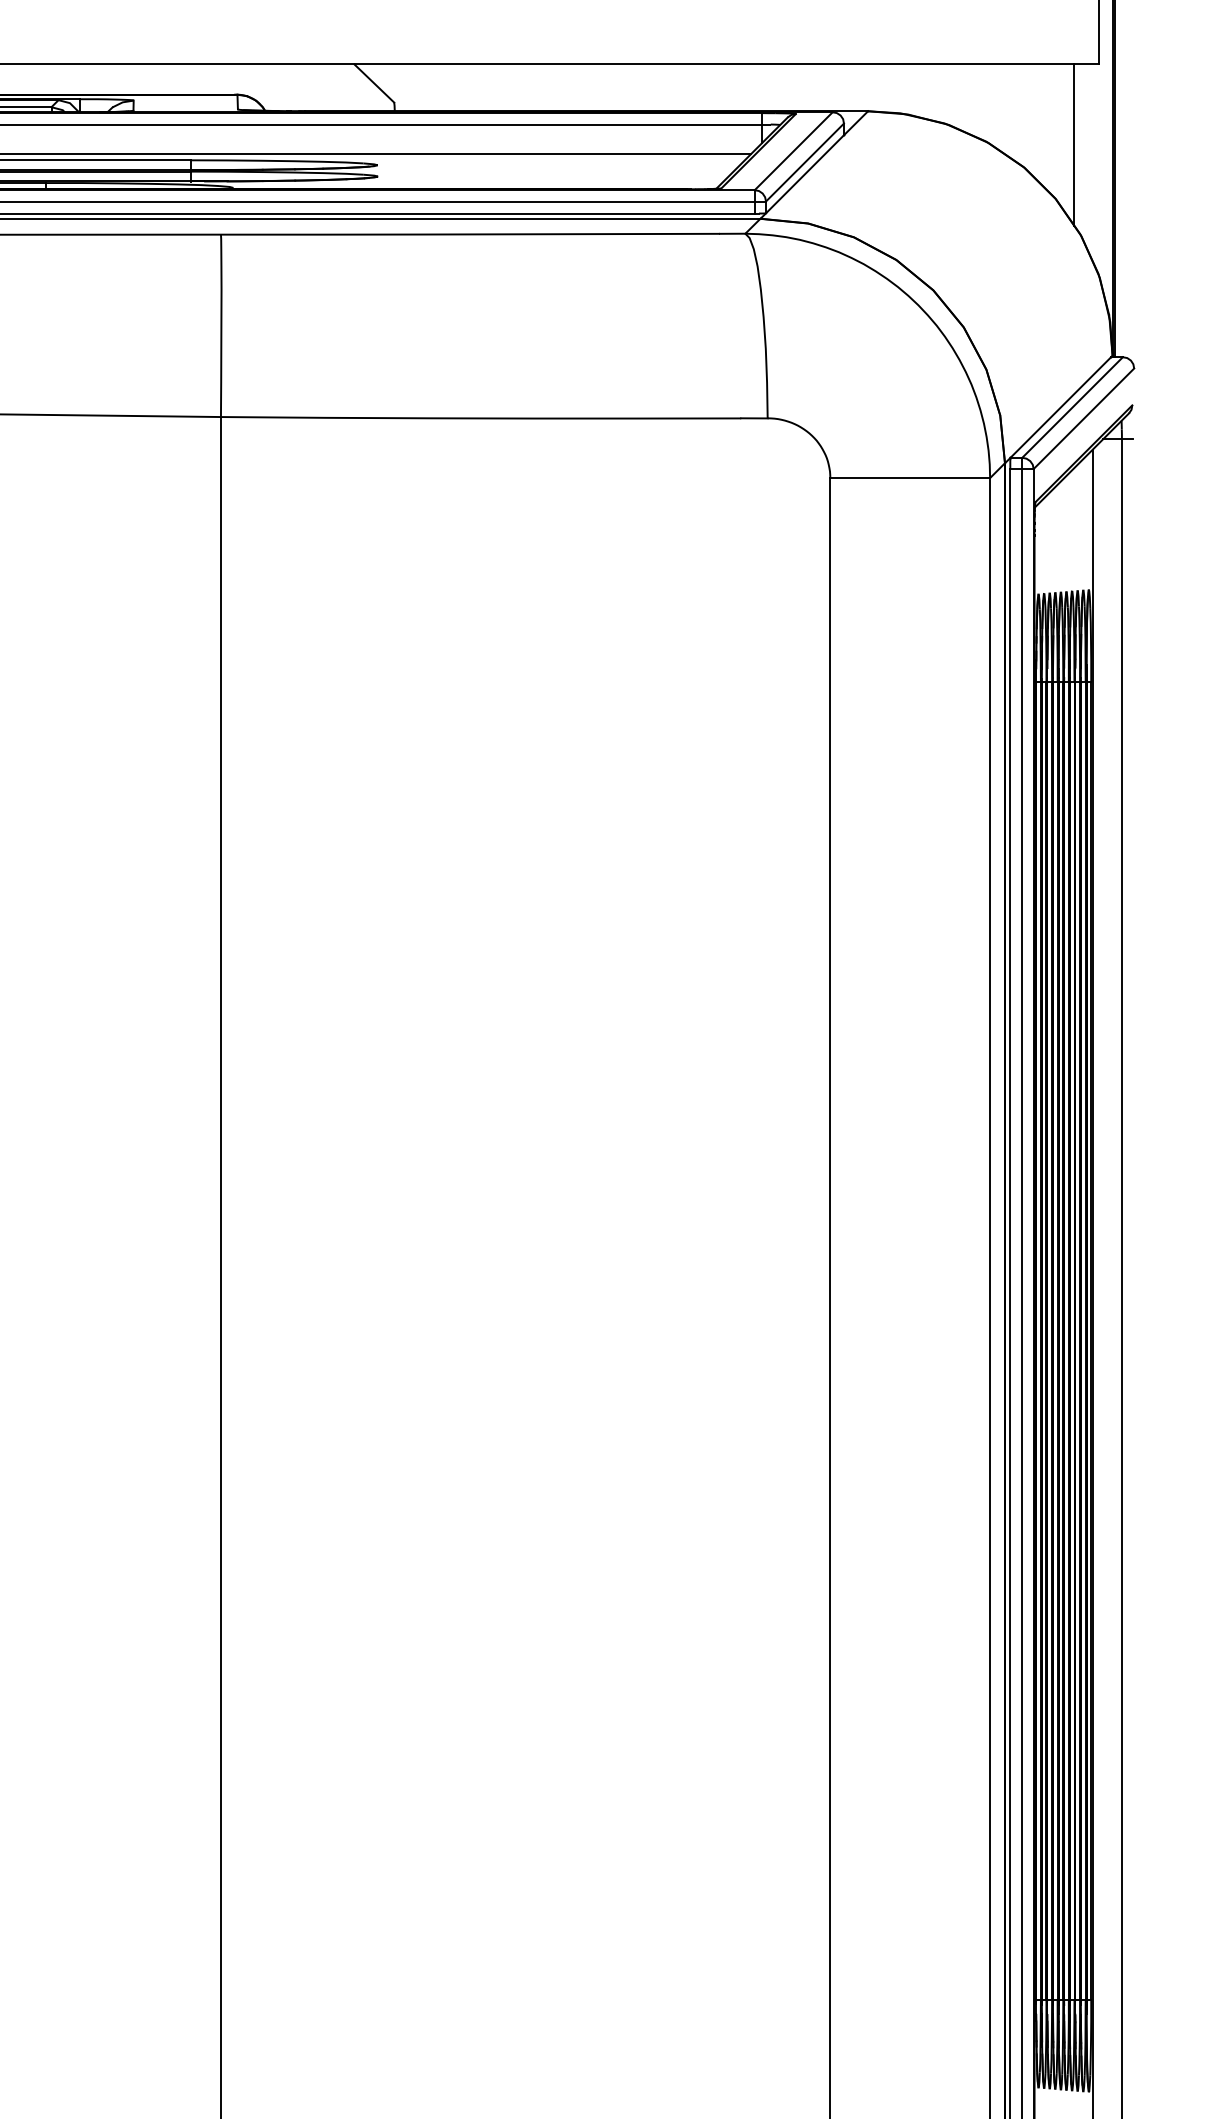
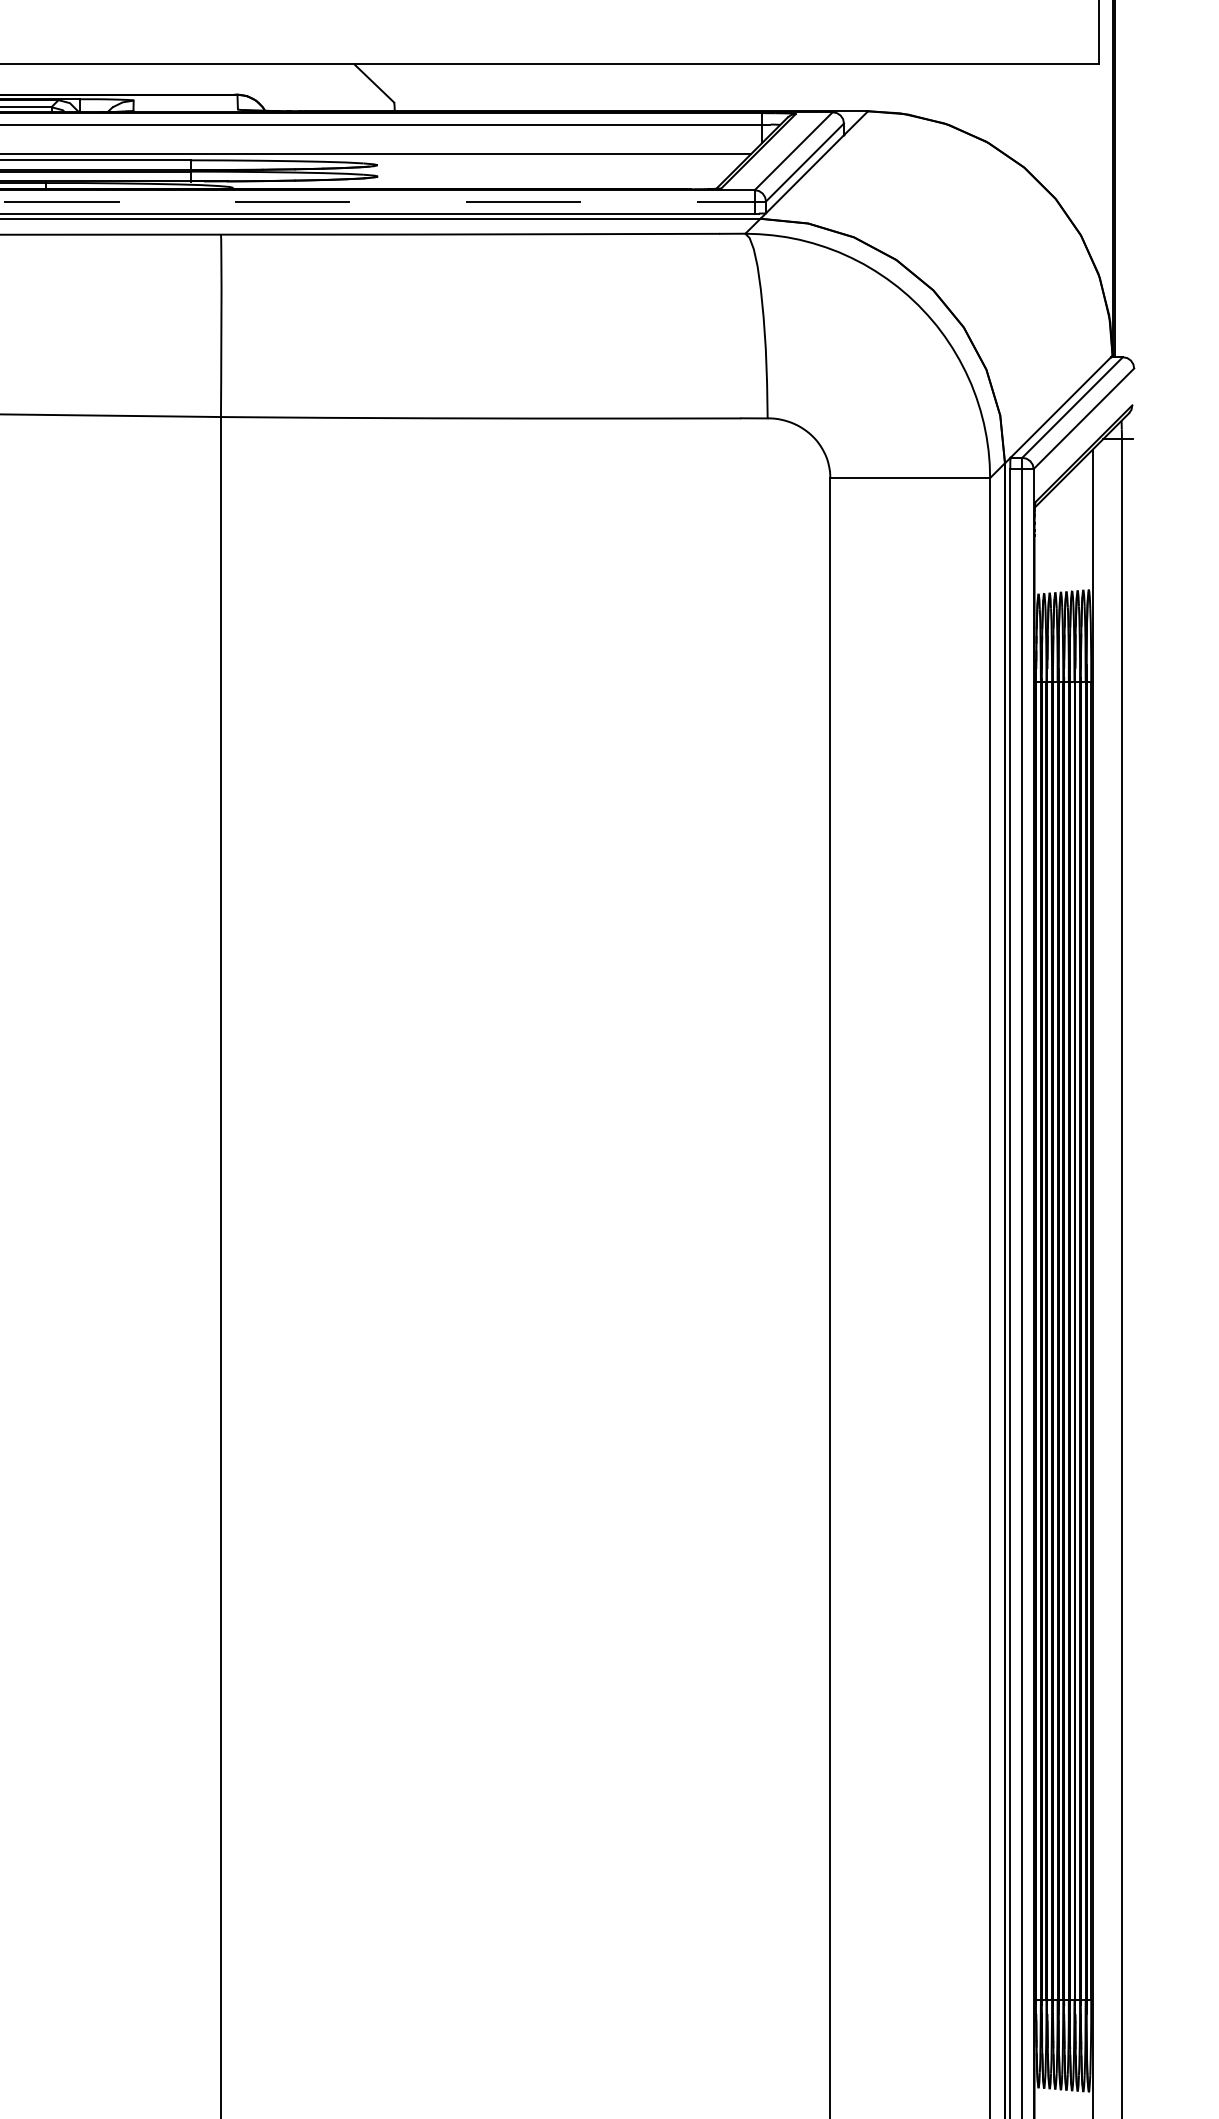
line: present -> none (1074, 144)
line: solid -> dashed (383, 201)
